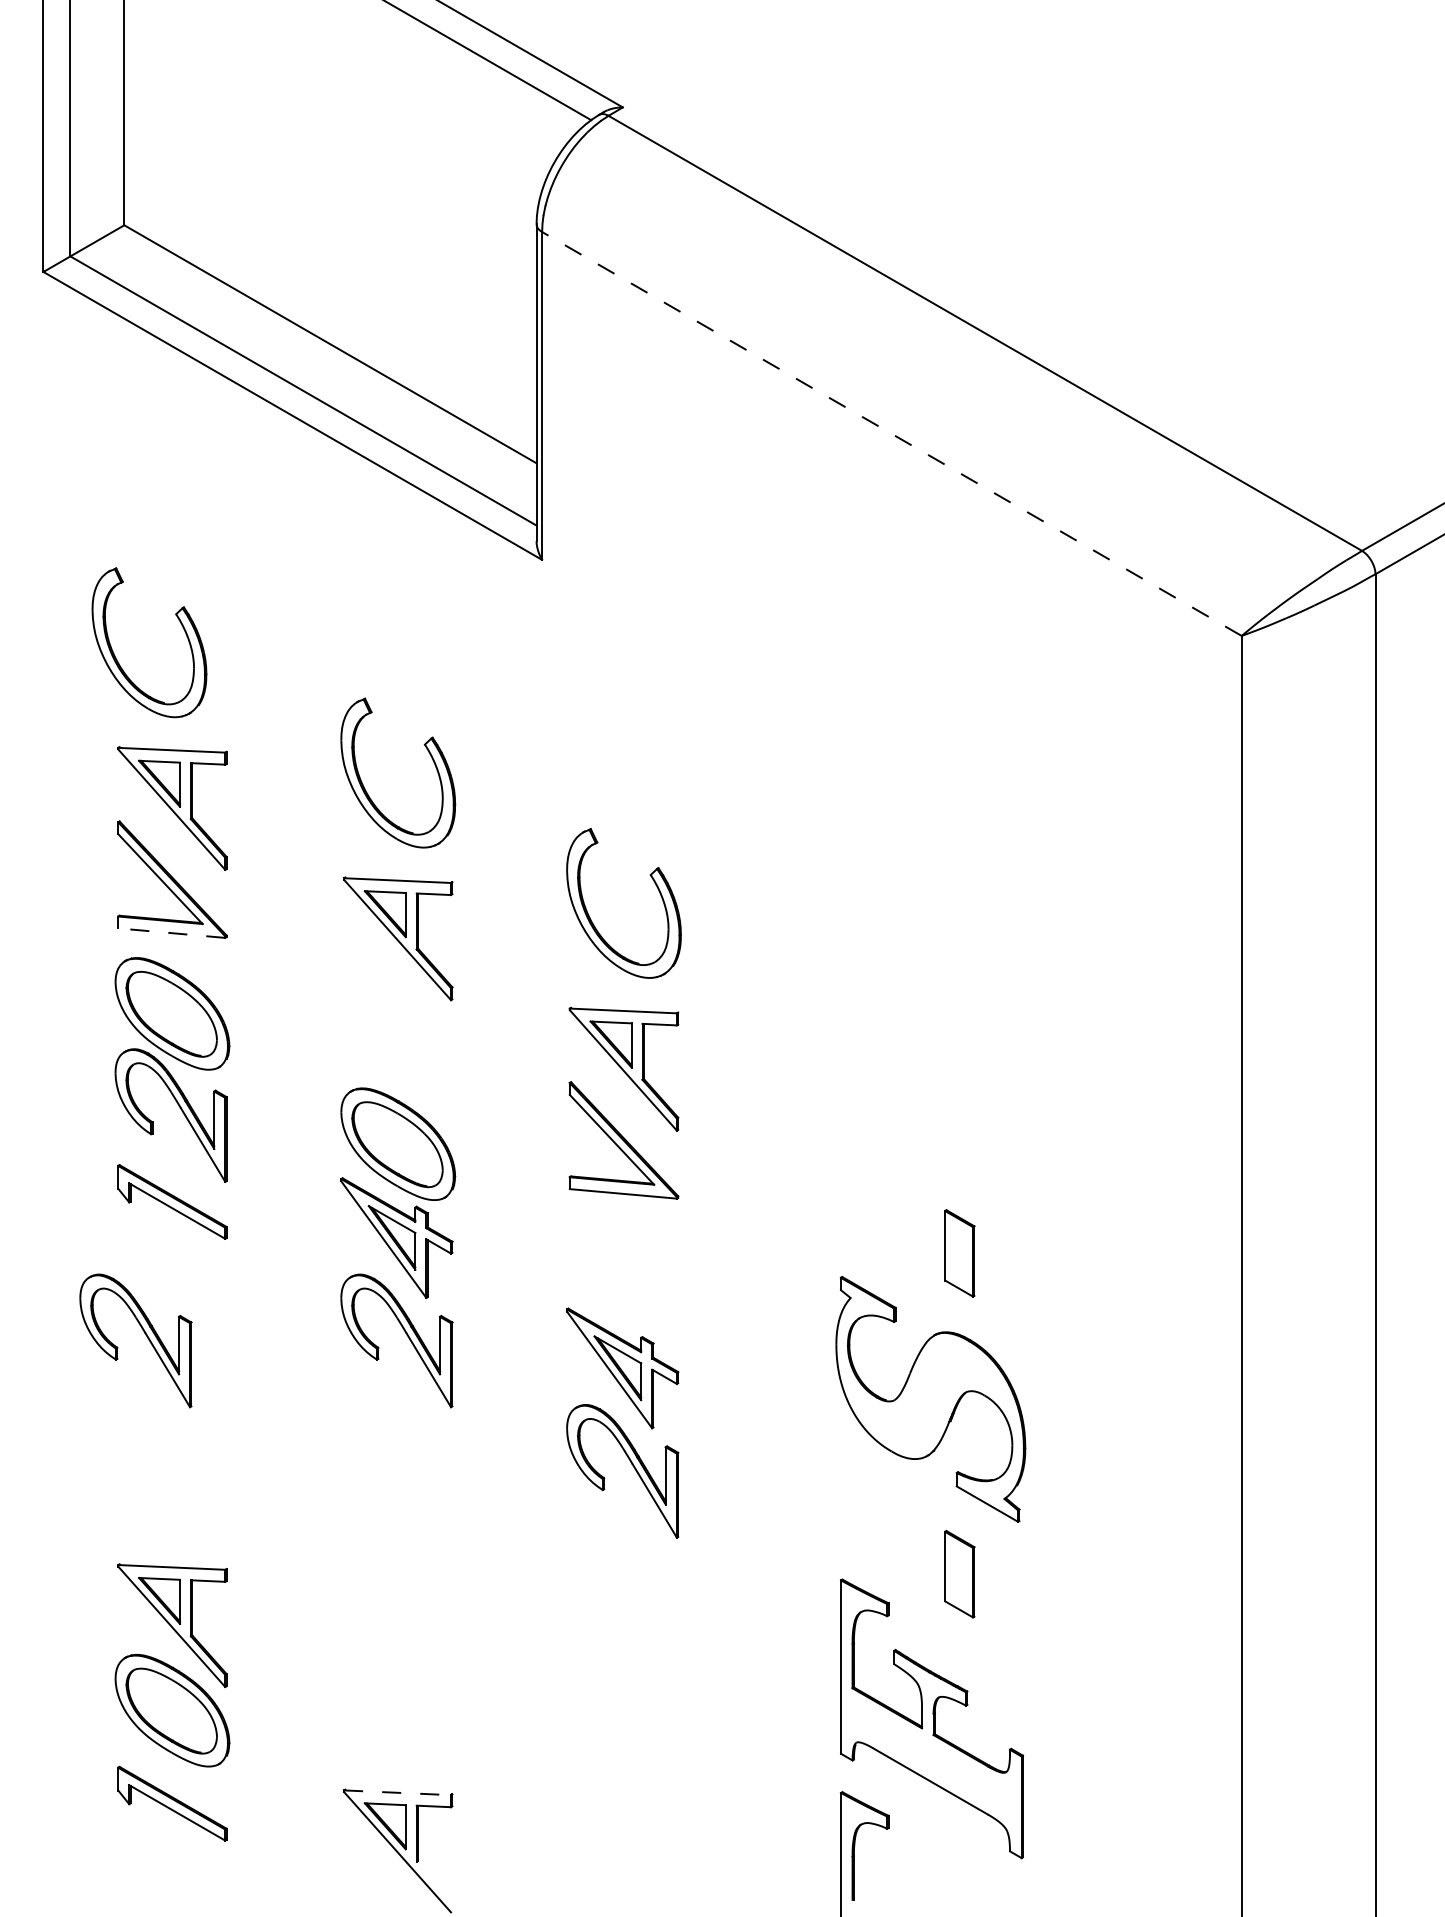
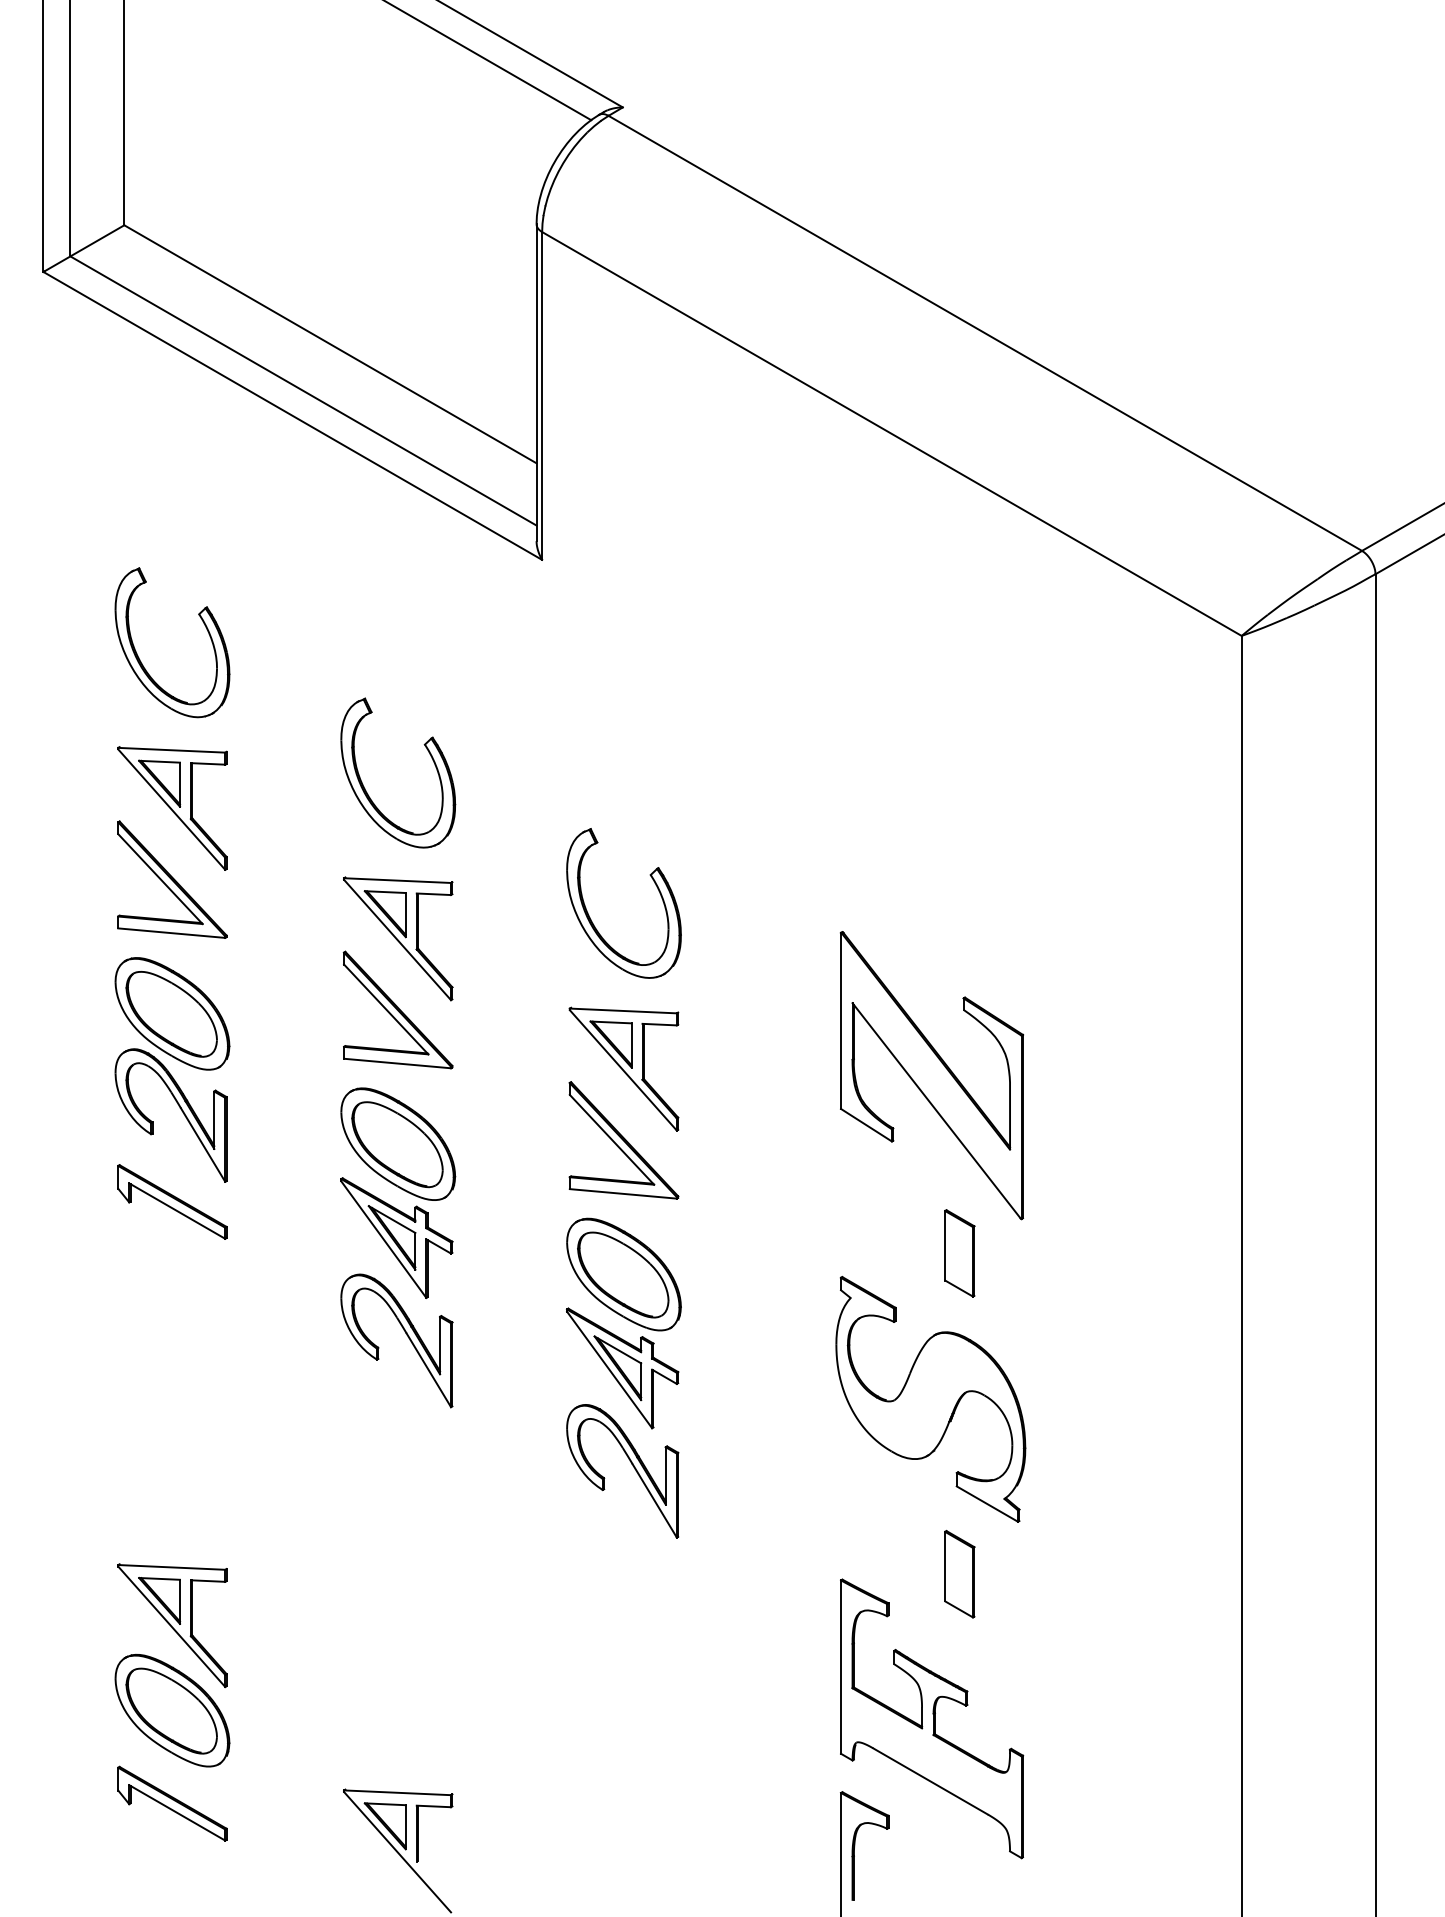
line: dashed -> solid (891, 433)
part position: (181, 625) -> (204, 625) (204, 625)
line: dashed -> solid (171, 933)
part: none -> present (397, 1009)
part: none -> present (931, 1075)
part: none -> present (623, 1274)
part: present -> none (145, 1335)
line: dashed -> solid (397, 1792)
